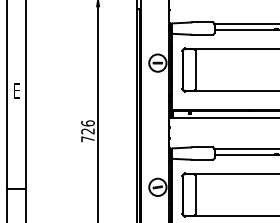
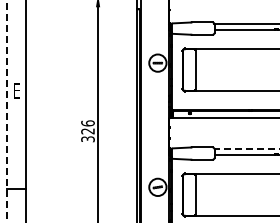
line: solid -> dashed (7, 111)
text: 726 -> 326 (87, 139)
line: solid -> dashed (246, 148)
